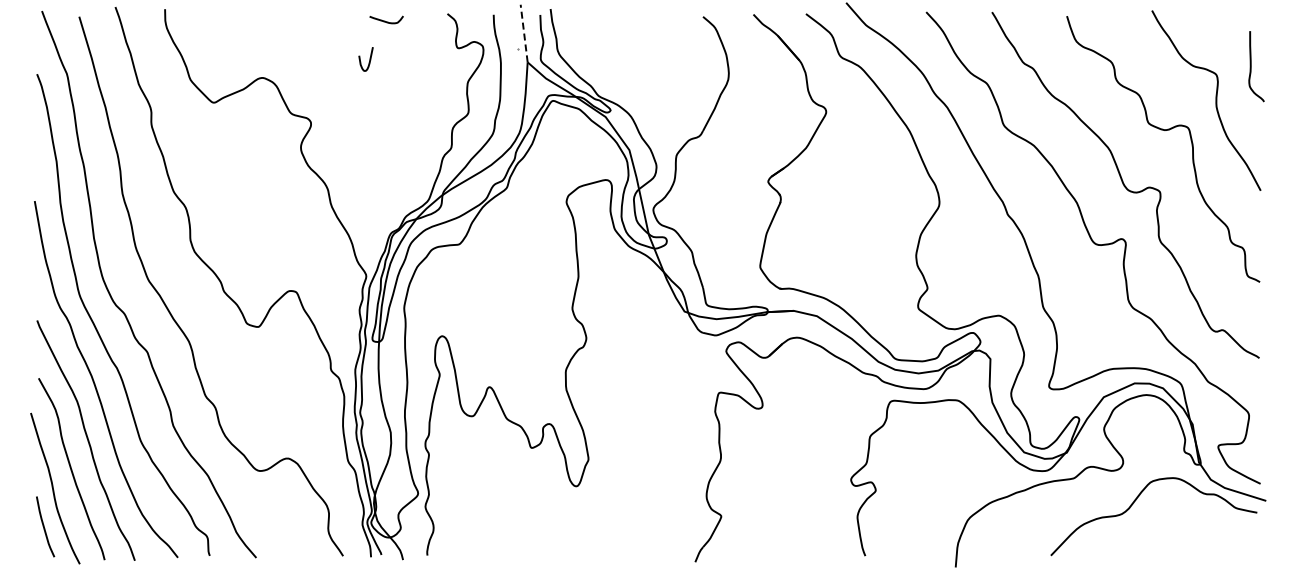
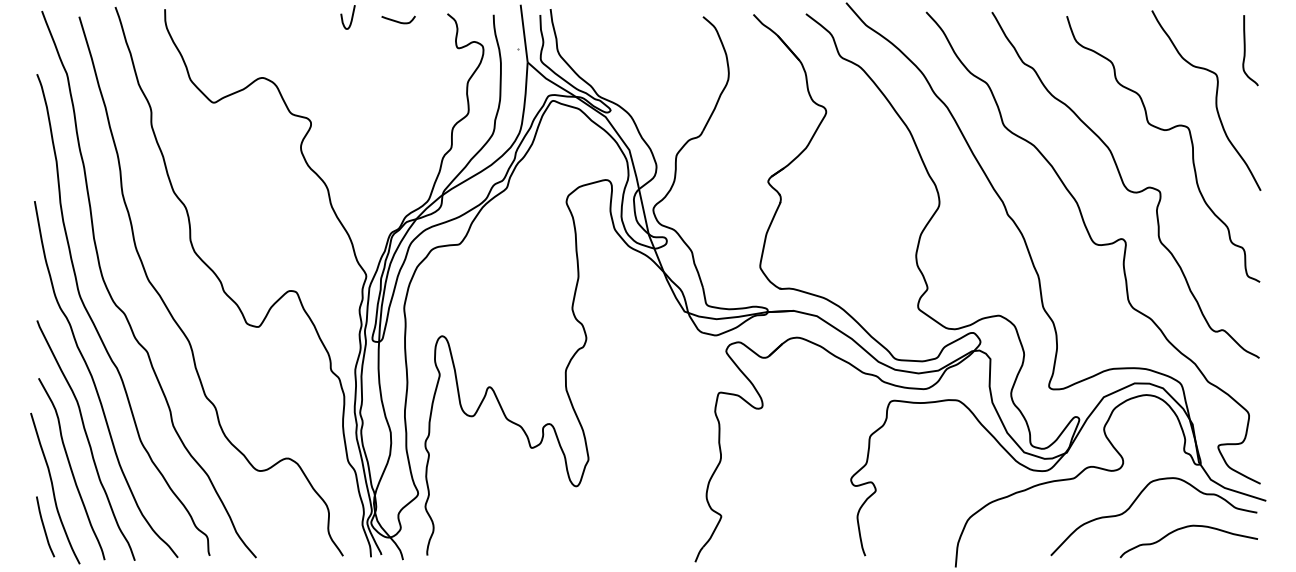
curve position: (385, 20) -> (397, 20) (397, 20)
line: dashed -> solid (524, 33)
curve position: (369, 59) -> (351, 17) (351, 17)
curve position: (1251, 66) -> (1245, 50) (1245, 50)
curve: none -> present (1185, 528)
